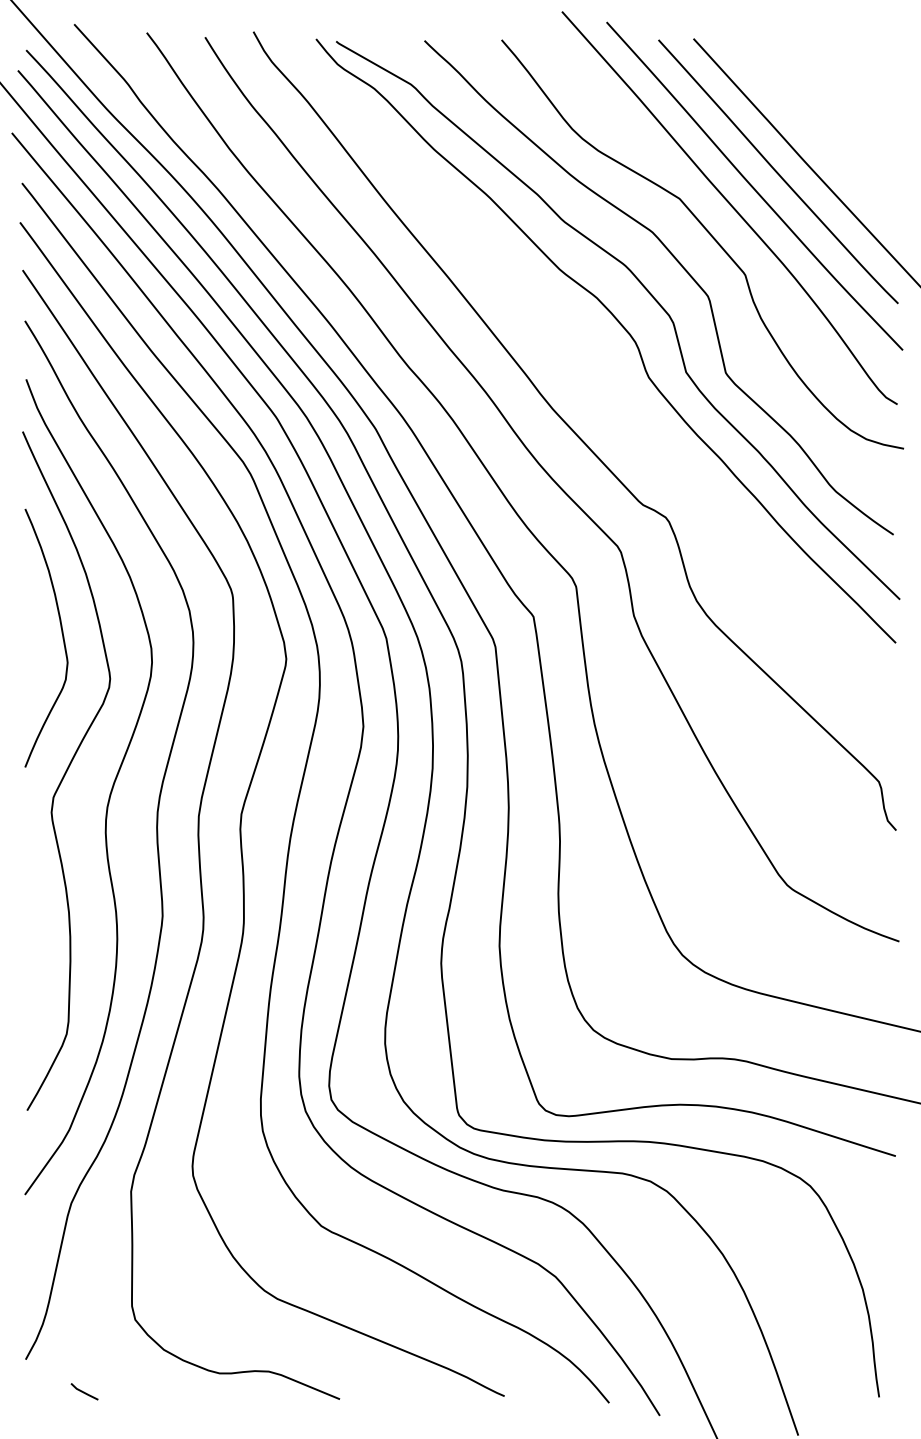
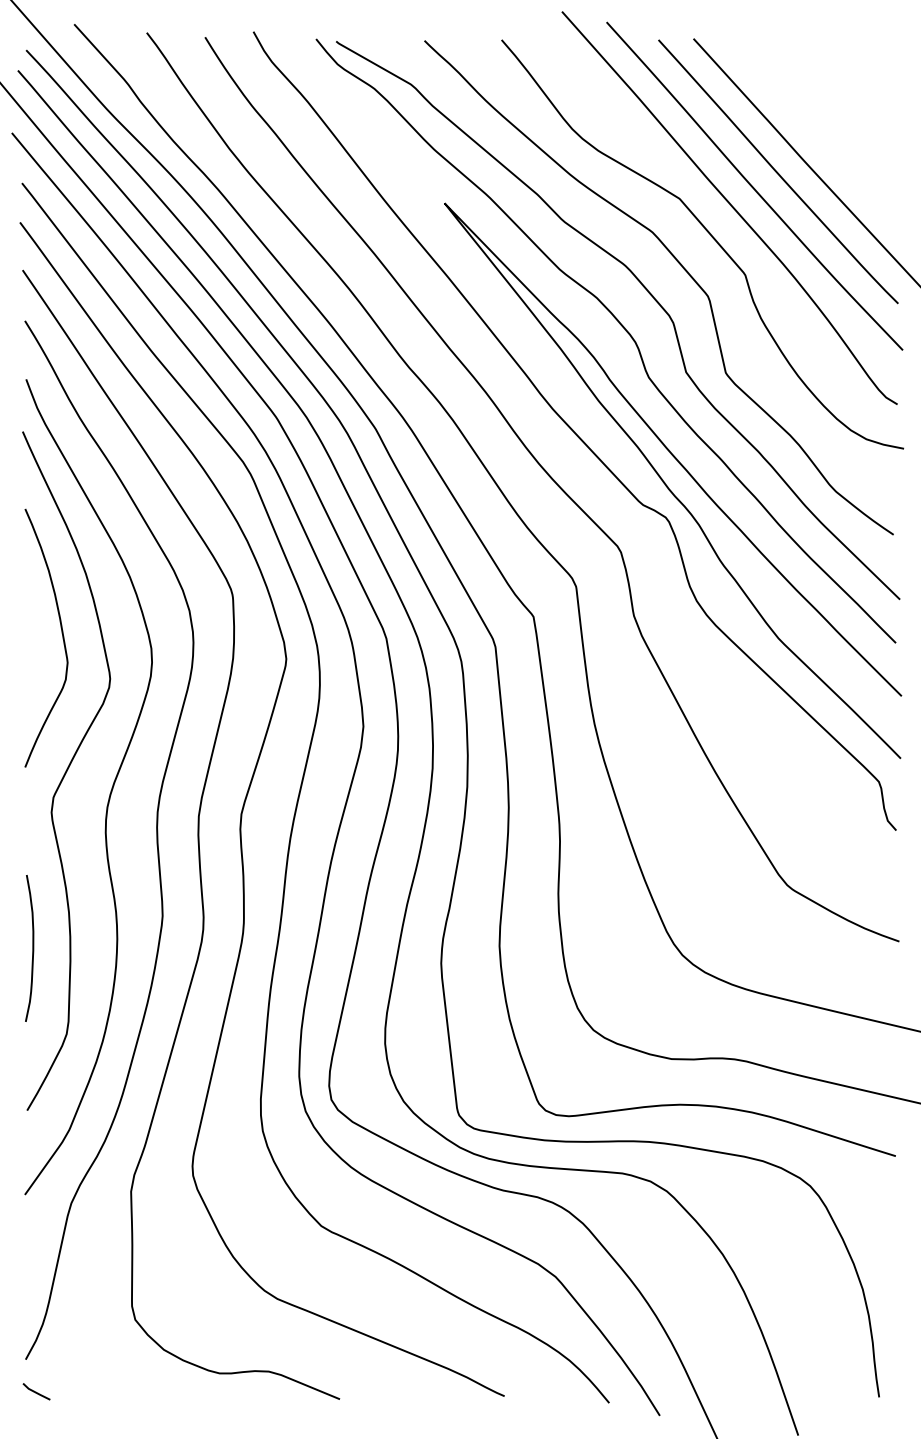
curve: none -> present (667, 485)
curve: none -> present (32, 948)
line position: (84, 1391) -> (36, 1391) (36, 1391)
